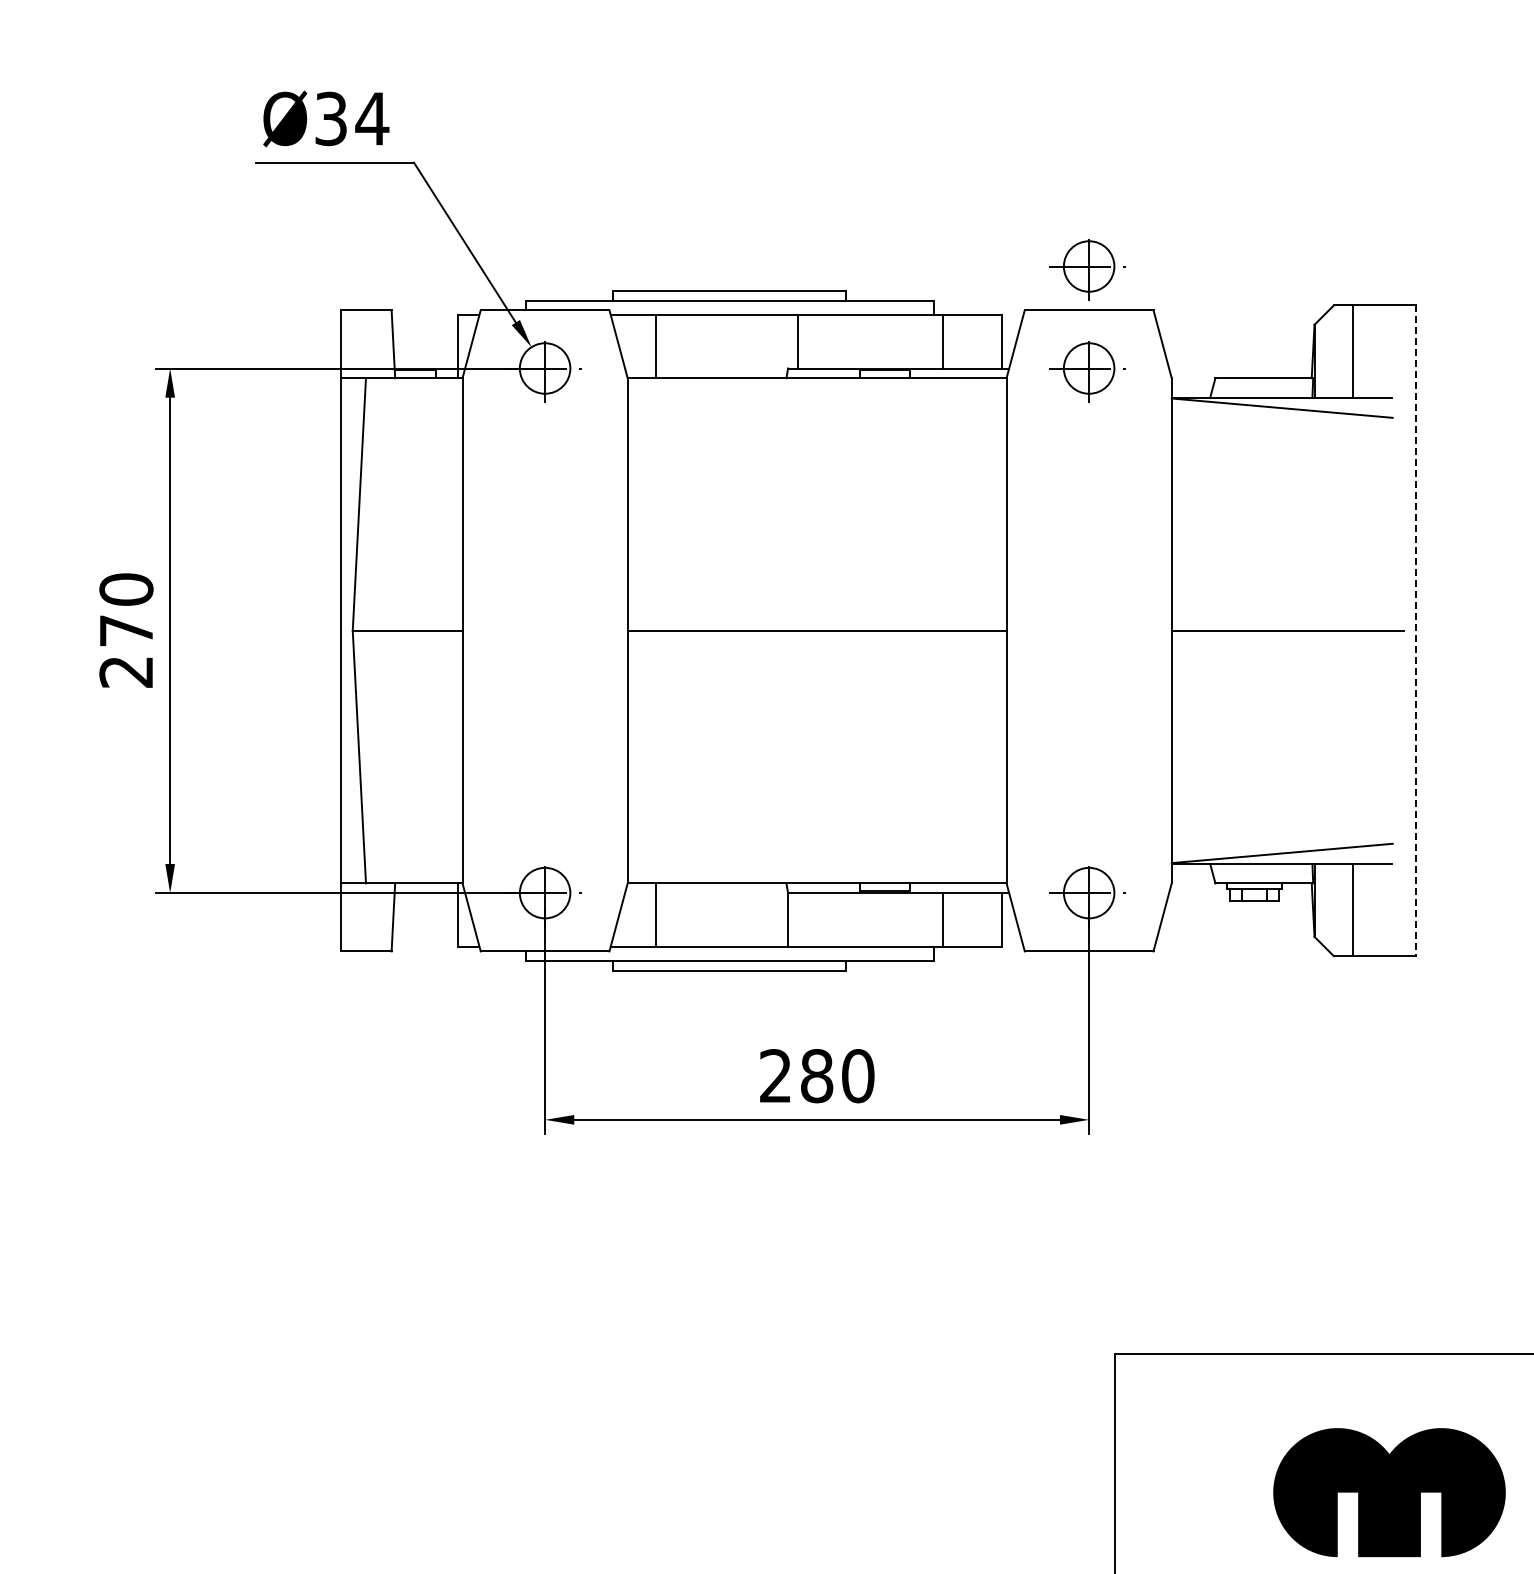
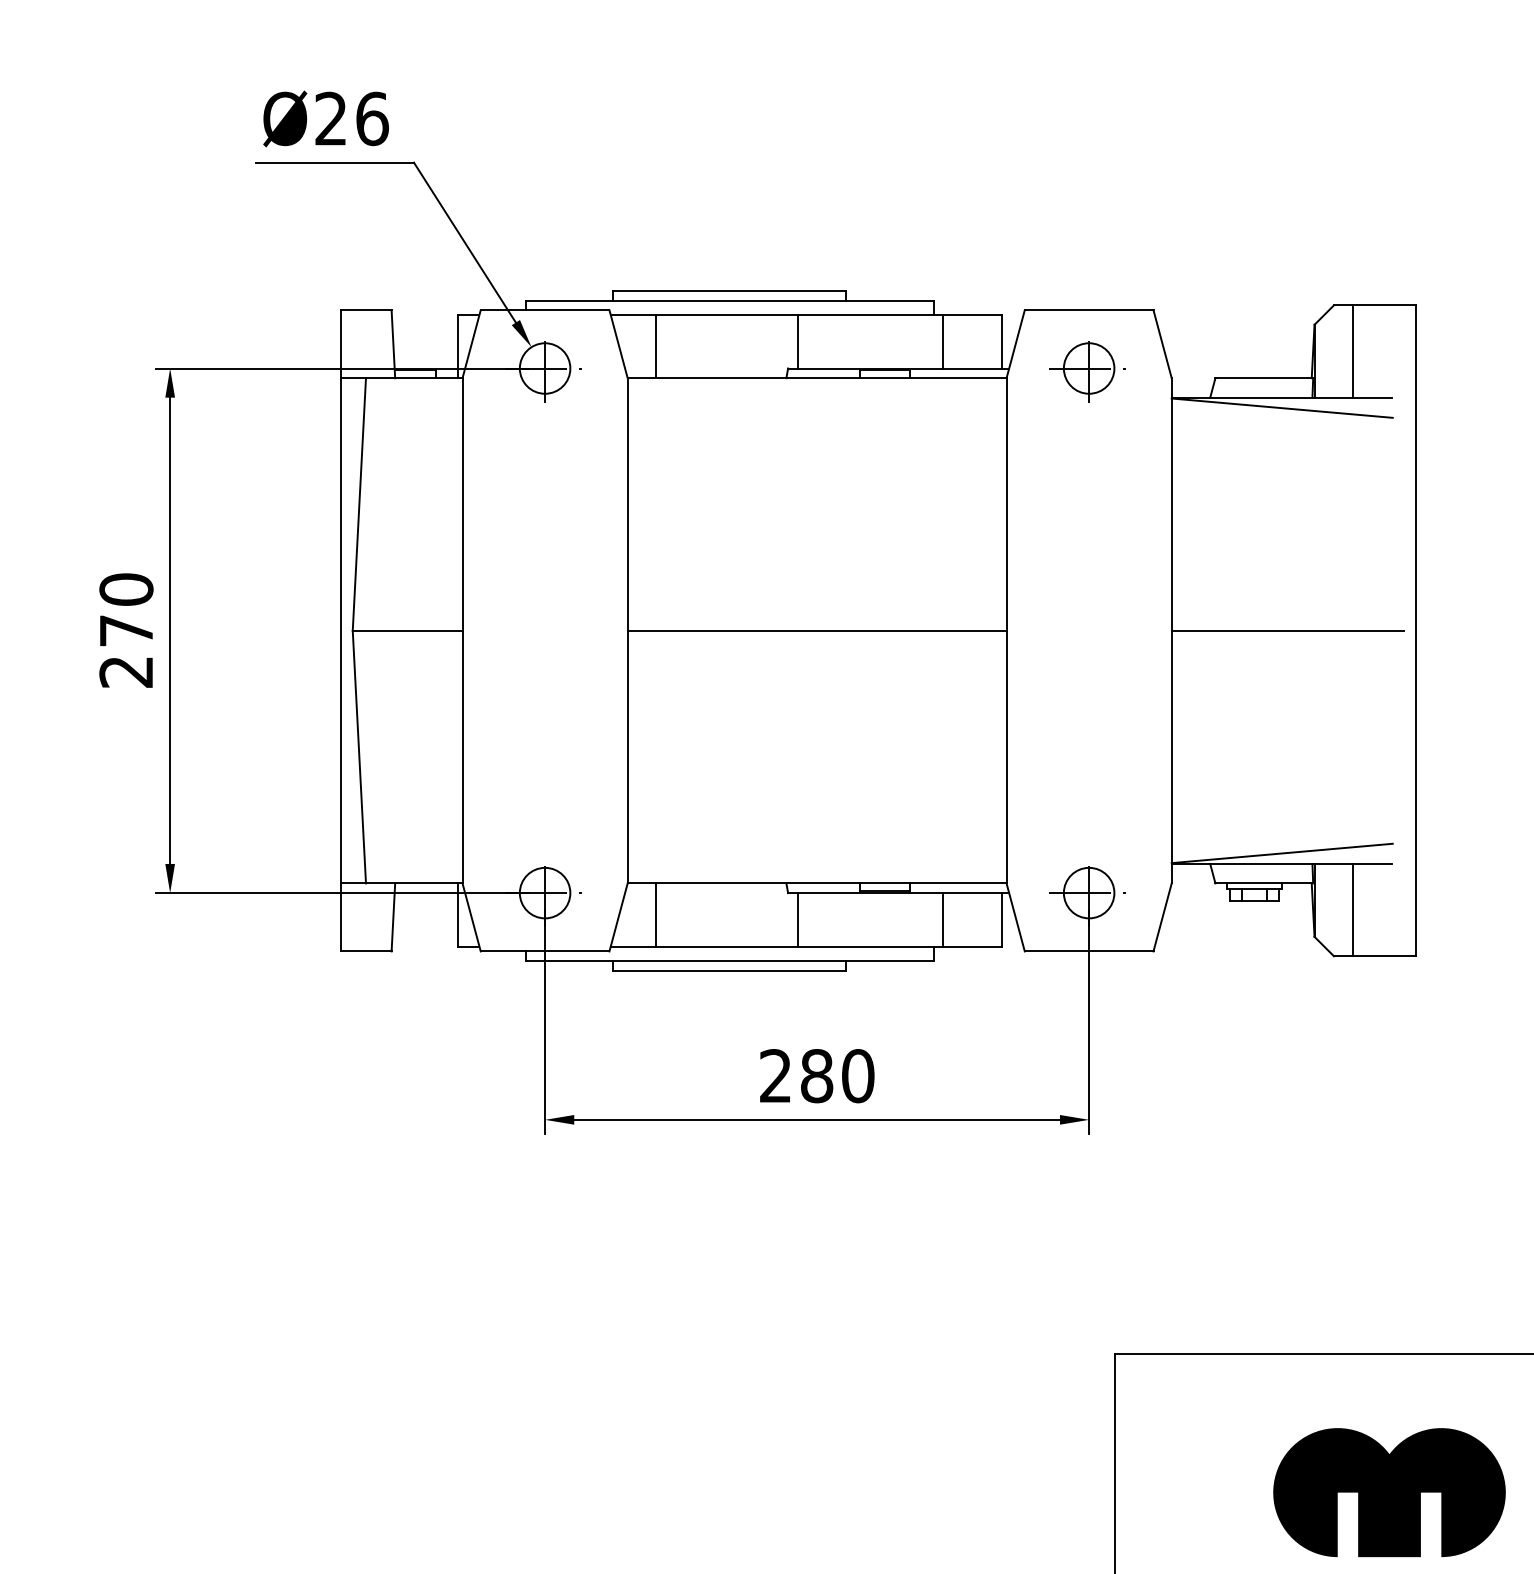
text: Ø34 -> Ø26 (352, 118)
part: present -> none (1087, 269)
line: dashed -> solid (1415, 631)
line position: (787, 919) -> (797, 919) (797, 919)
